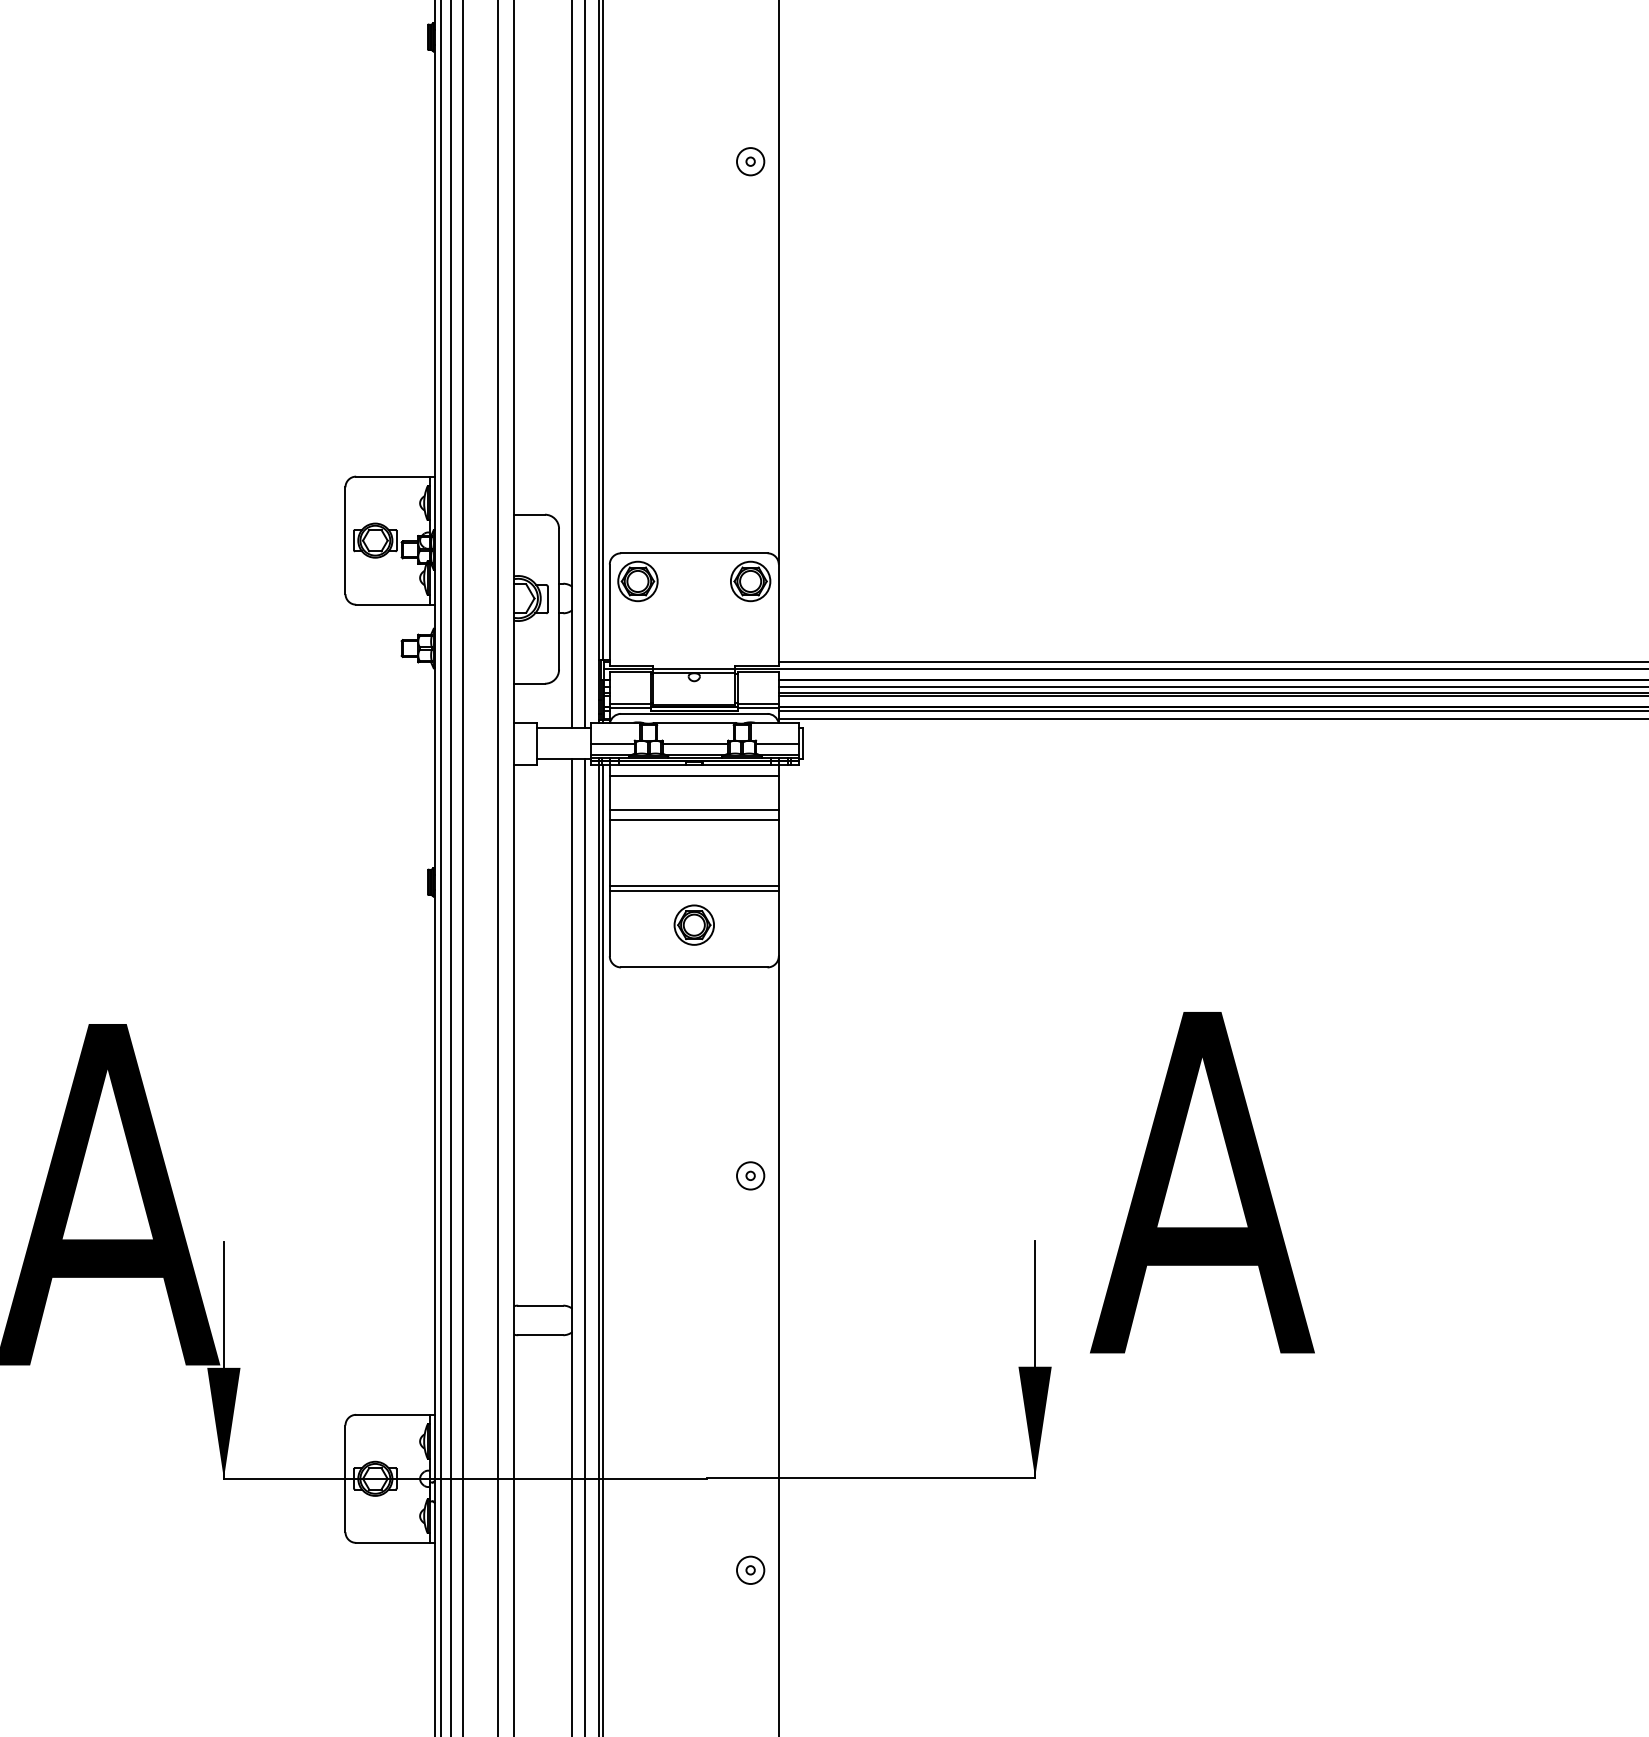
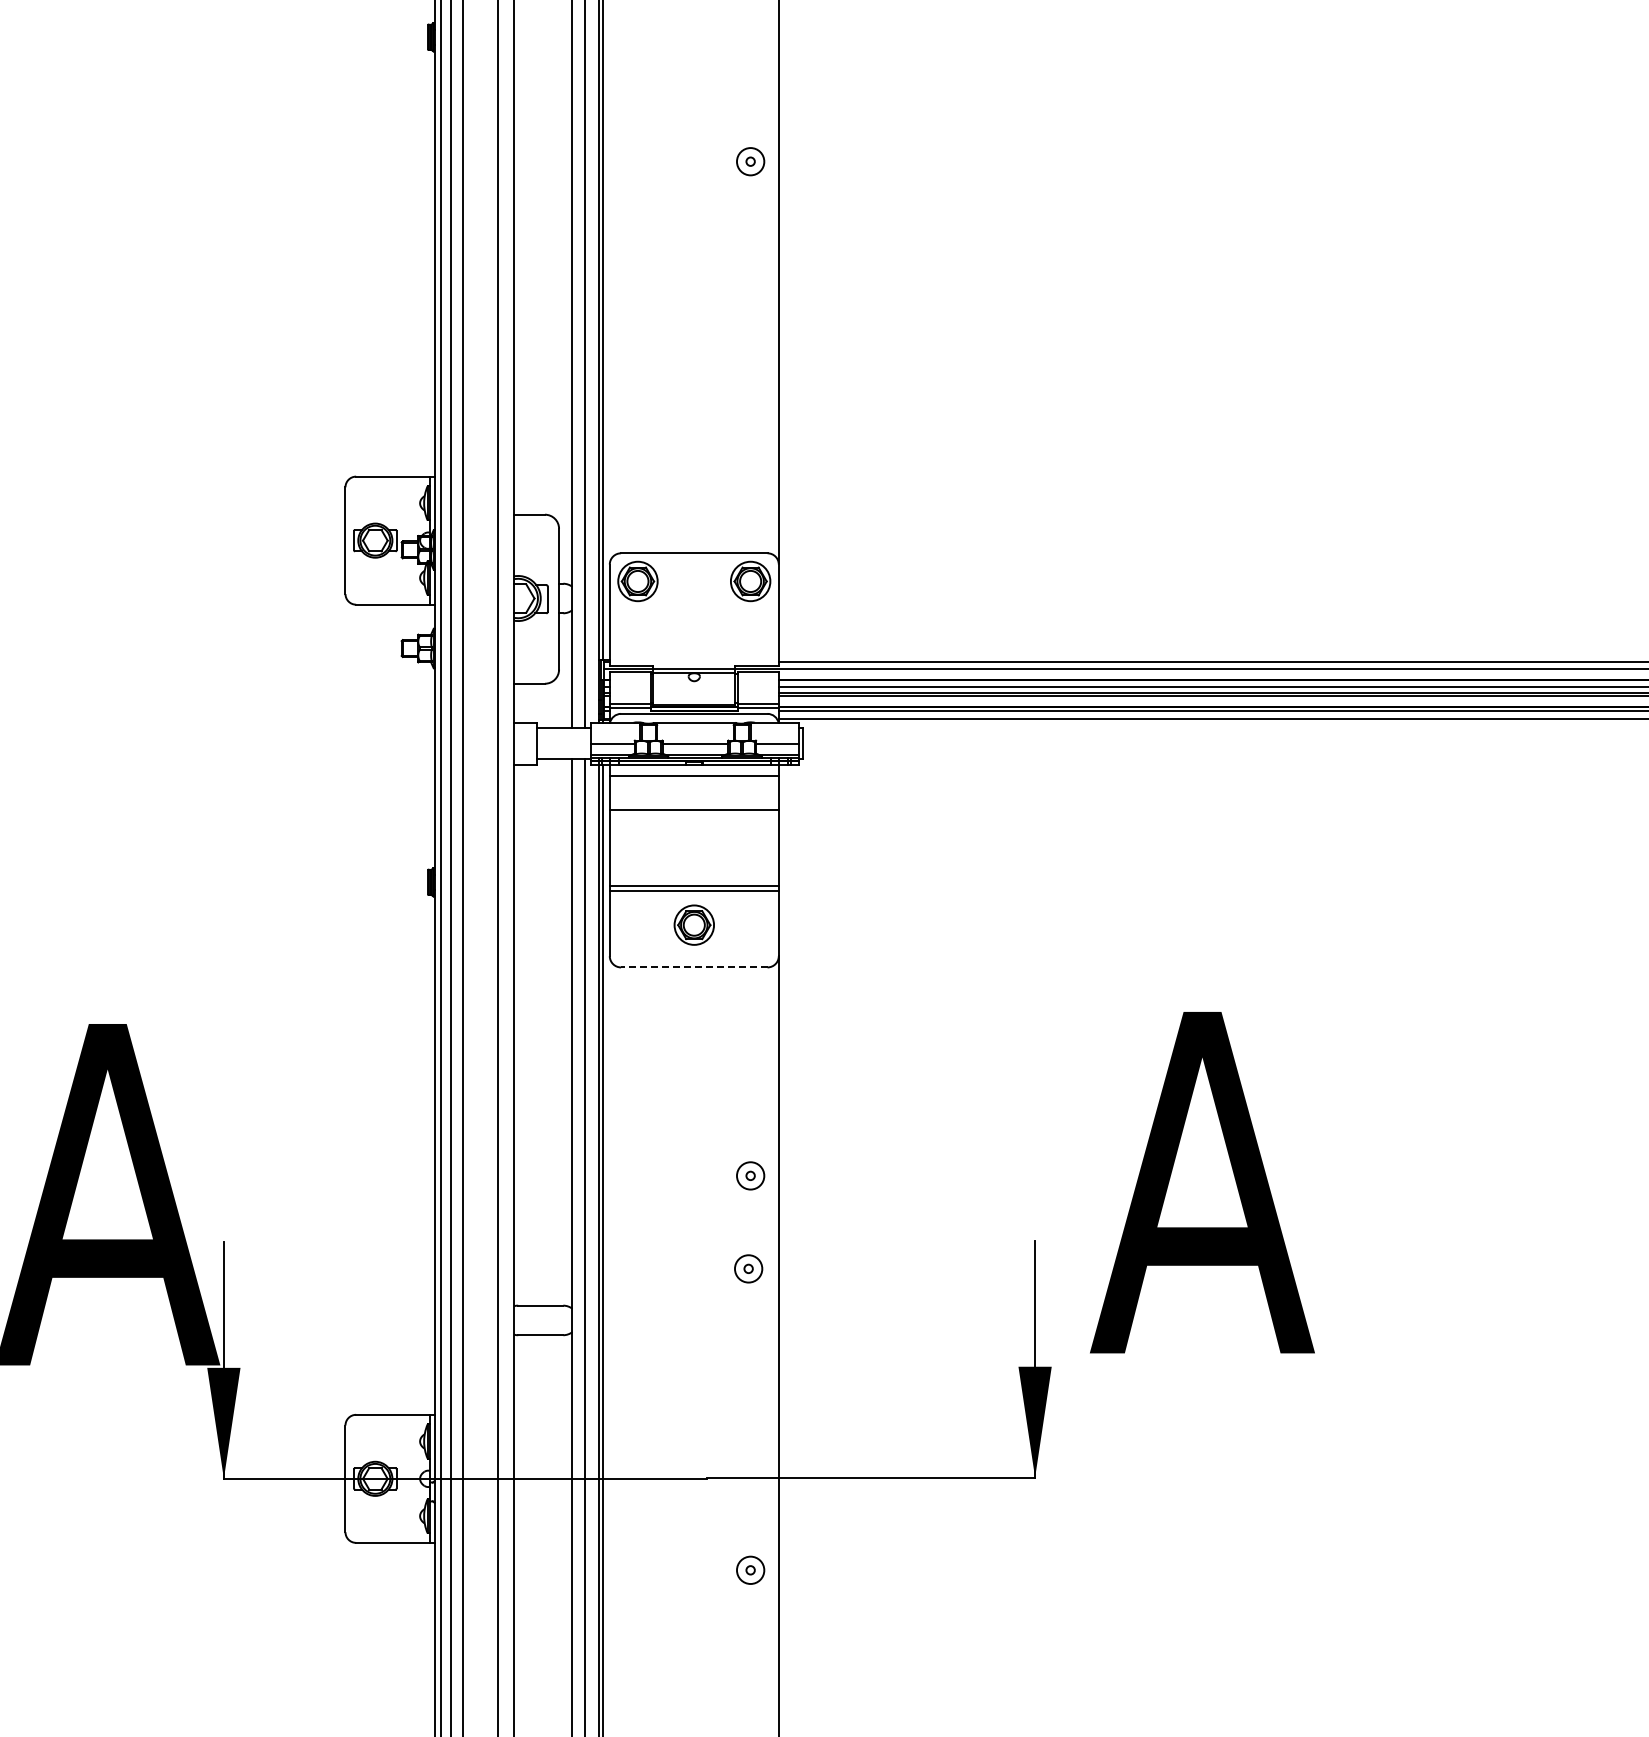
line: present -> none (693, 820)
line: solid -> dashed (693, 967)
part: none -> present (748, 1268)
